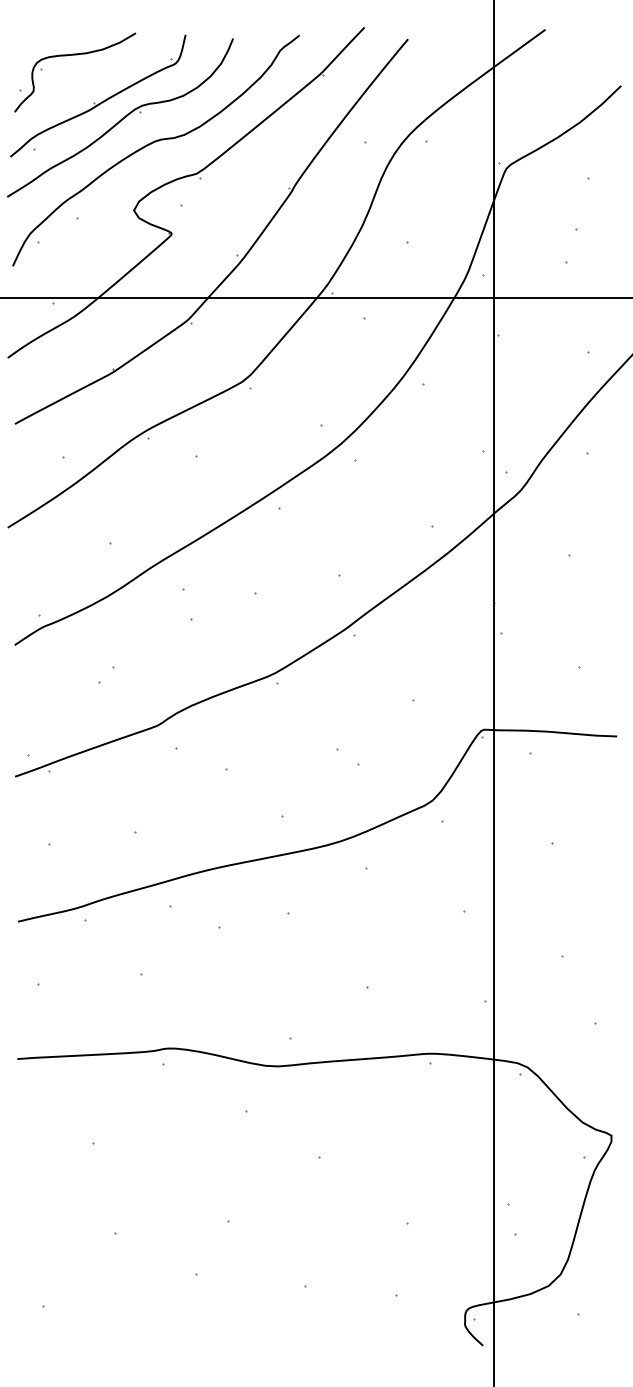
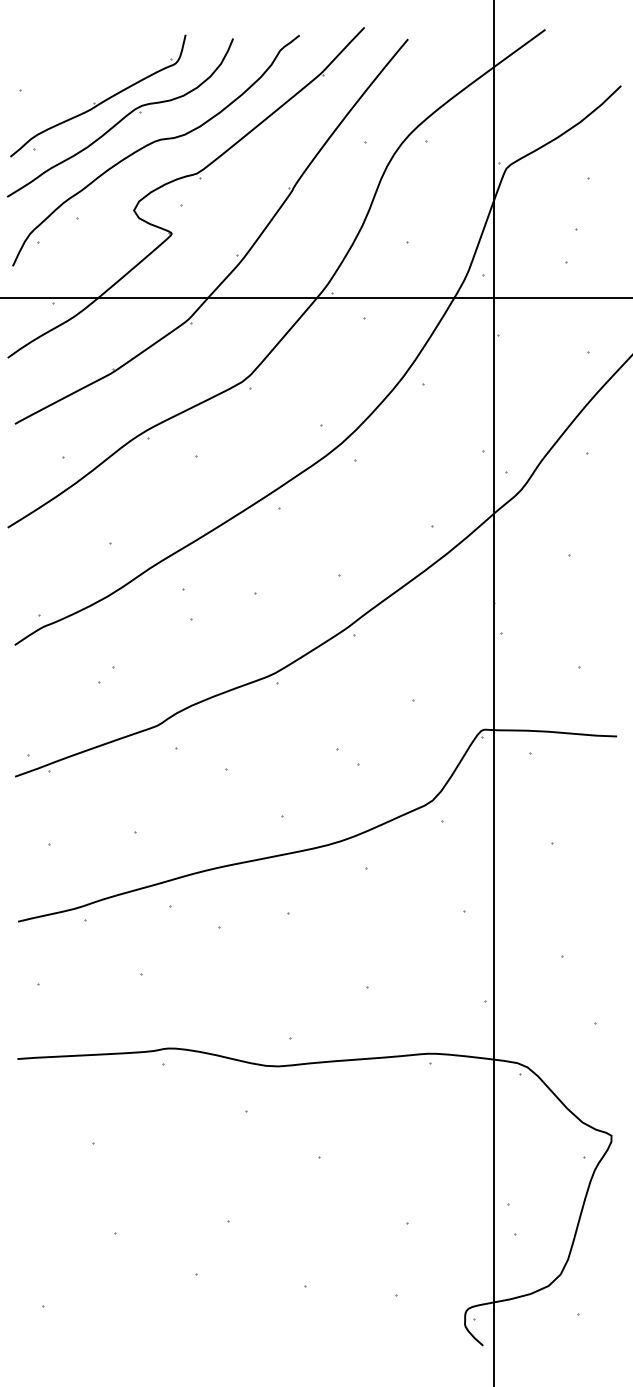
part: present -> none (75, 55)
